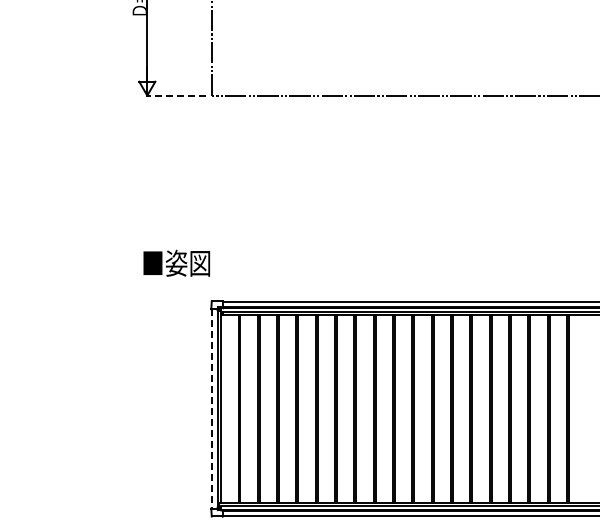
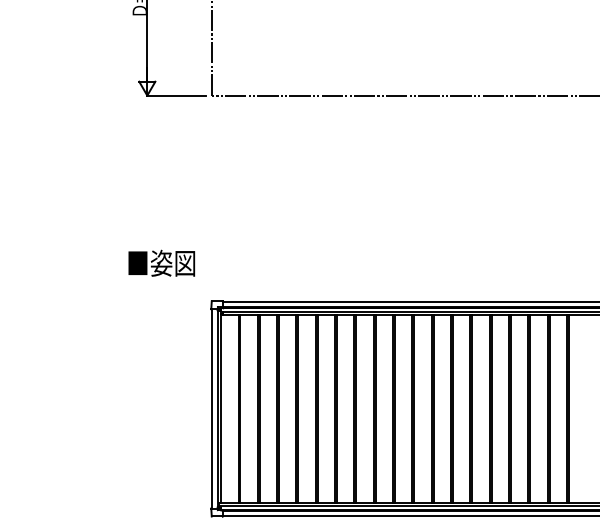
line: dashed -> solid (176, 95)
text position: (176, 262) -> (161, 262) (161, 262)
line: dashed -> solid (211, 408)
